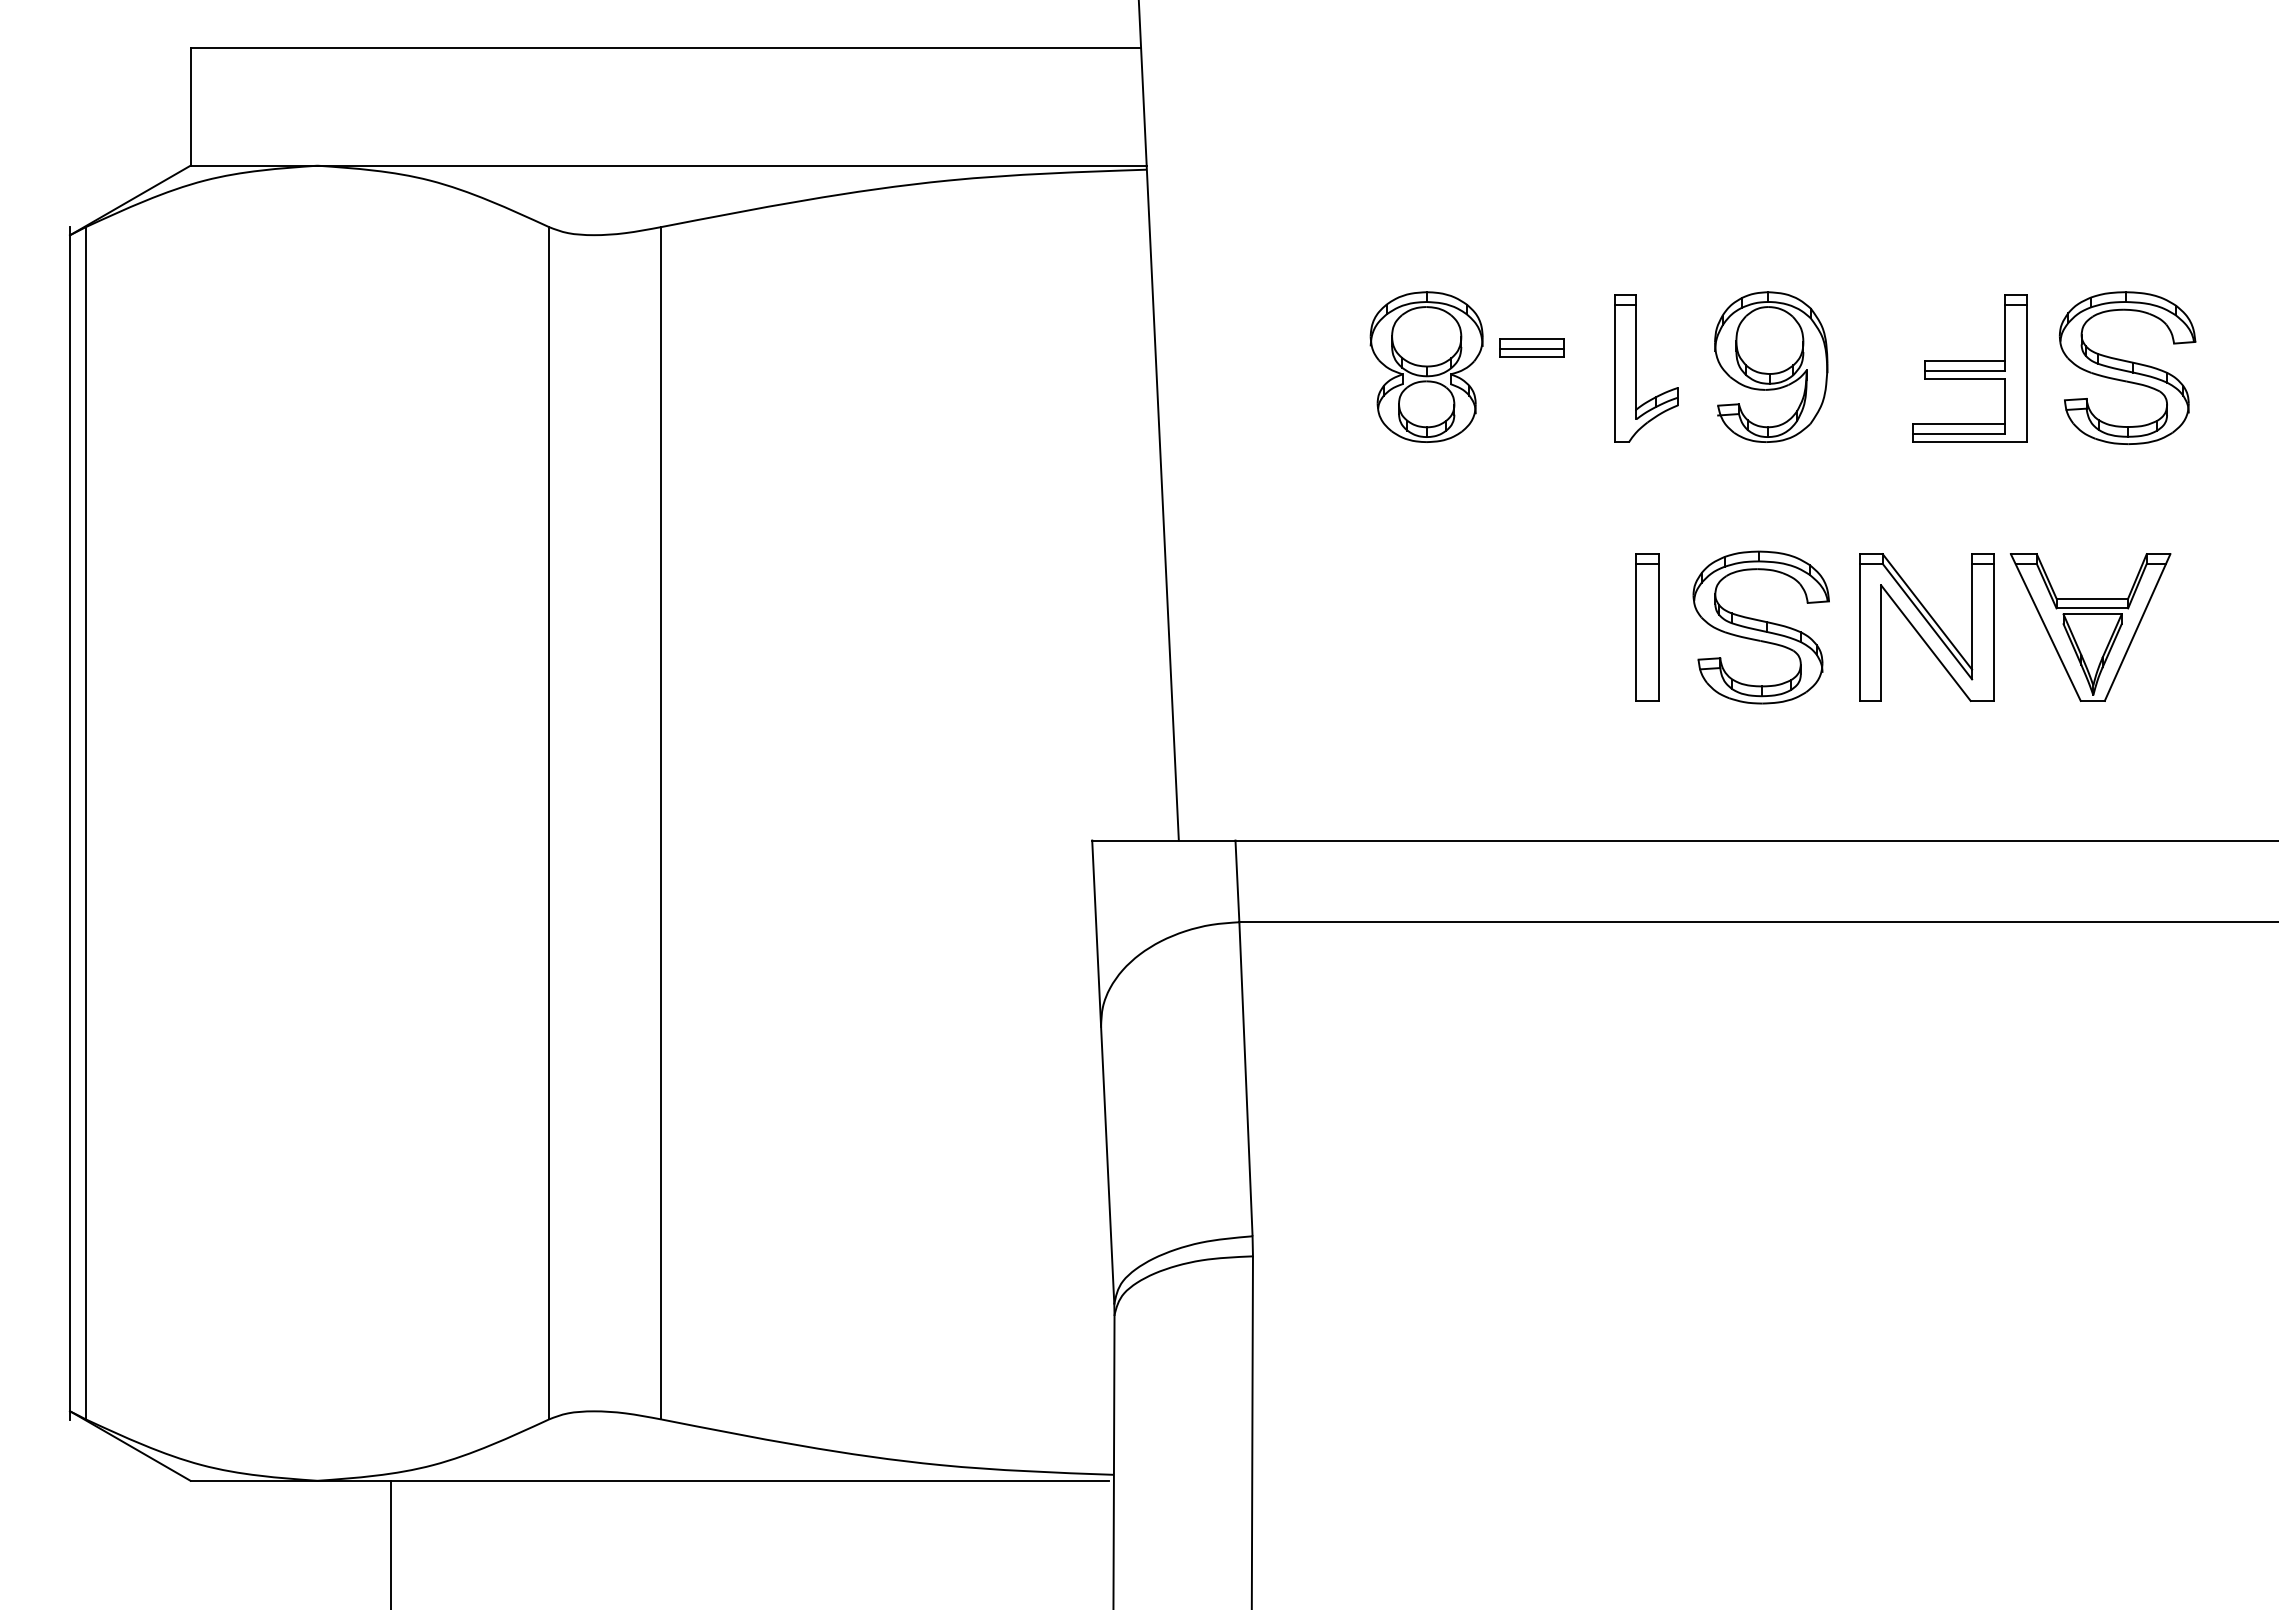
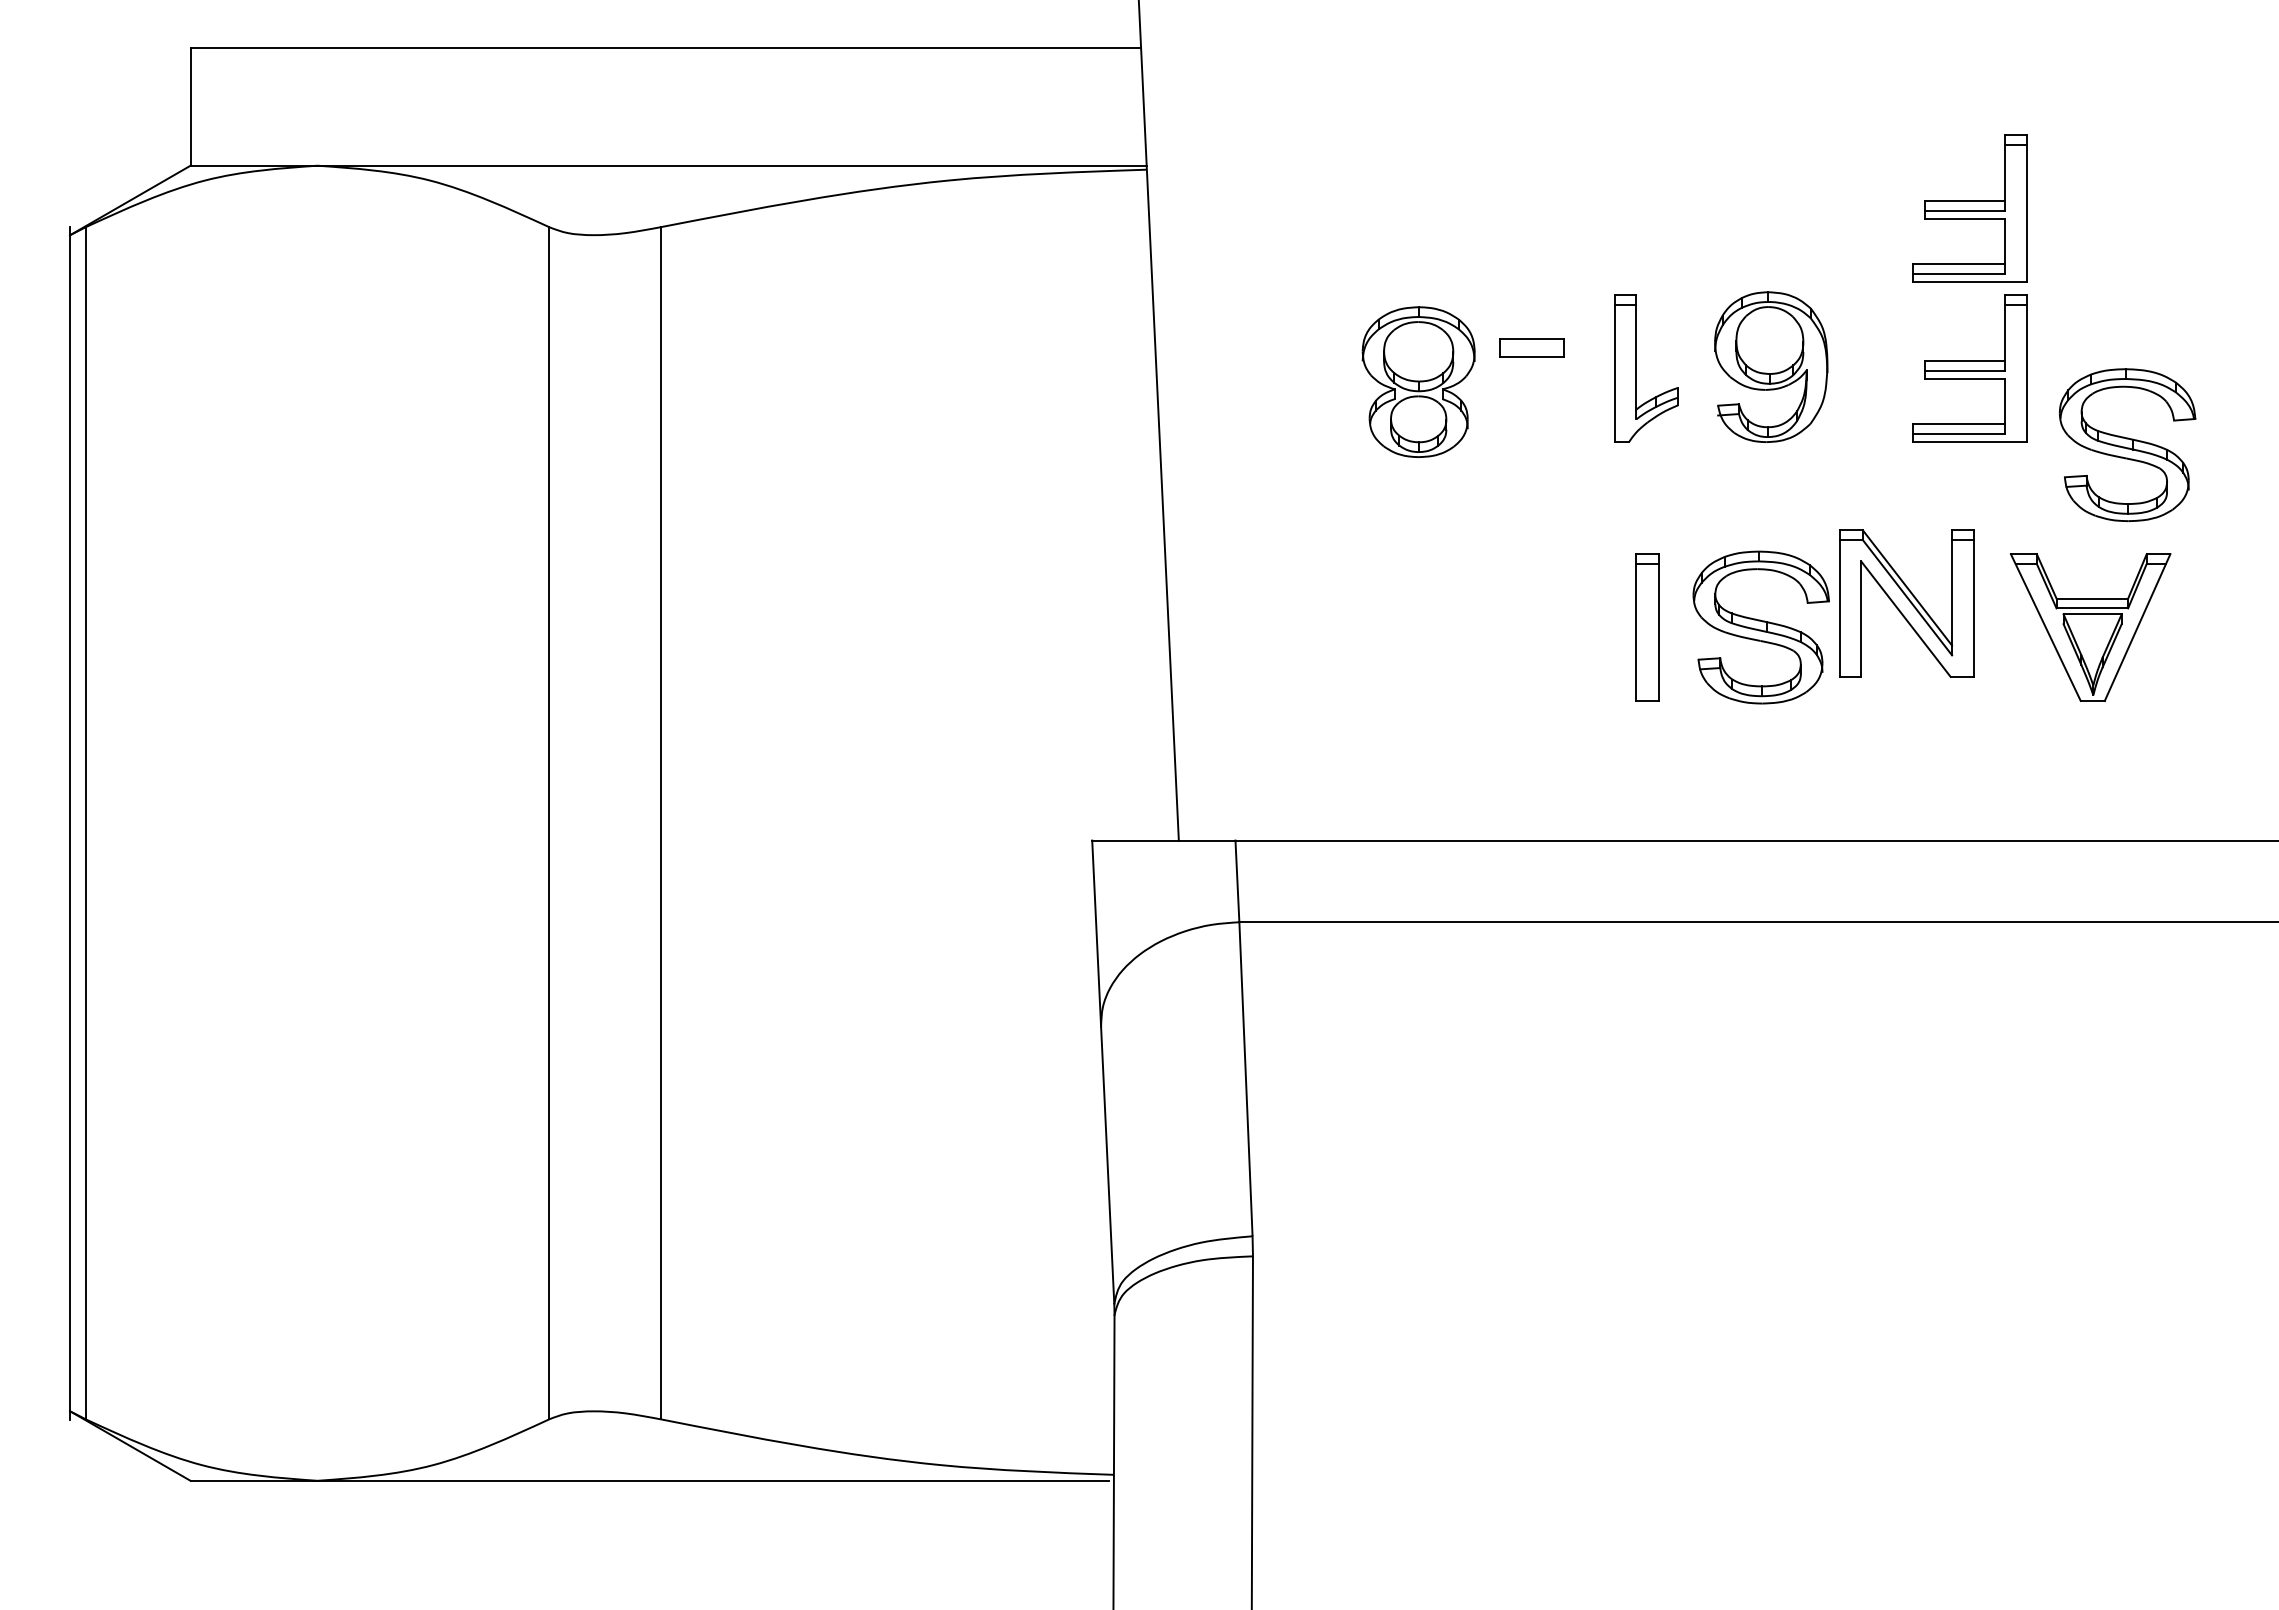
part: none -> present (1969, 208)
line: present -> none (1531, 348)
part position: (1426, 366) -> (1418, 381) (1418, 381)
part position: (2127, 367) -> (2127, 444) (2127, 444)
part position: (1926, 627) -> (1906, 603) (1906, 603)
line: present -> none (391, 1543)
